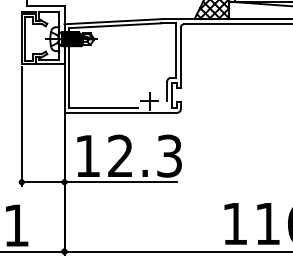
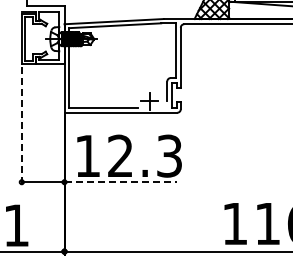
line: solid -> dashed (21, 126)
line: solid -> dashed (121, 182)
